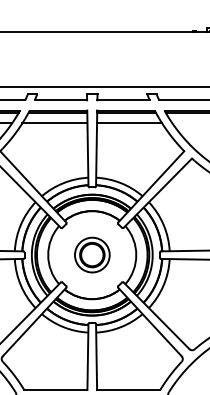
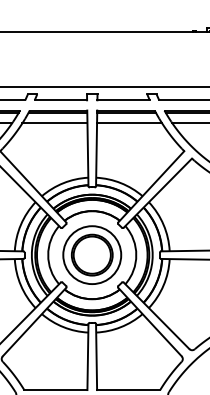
line: none -> present (189, 123)
part size: 37x38 px -> 61x60 px (92, 254)
